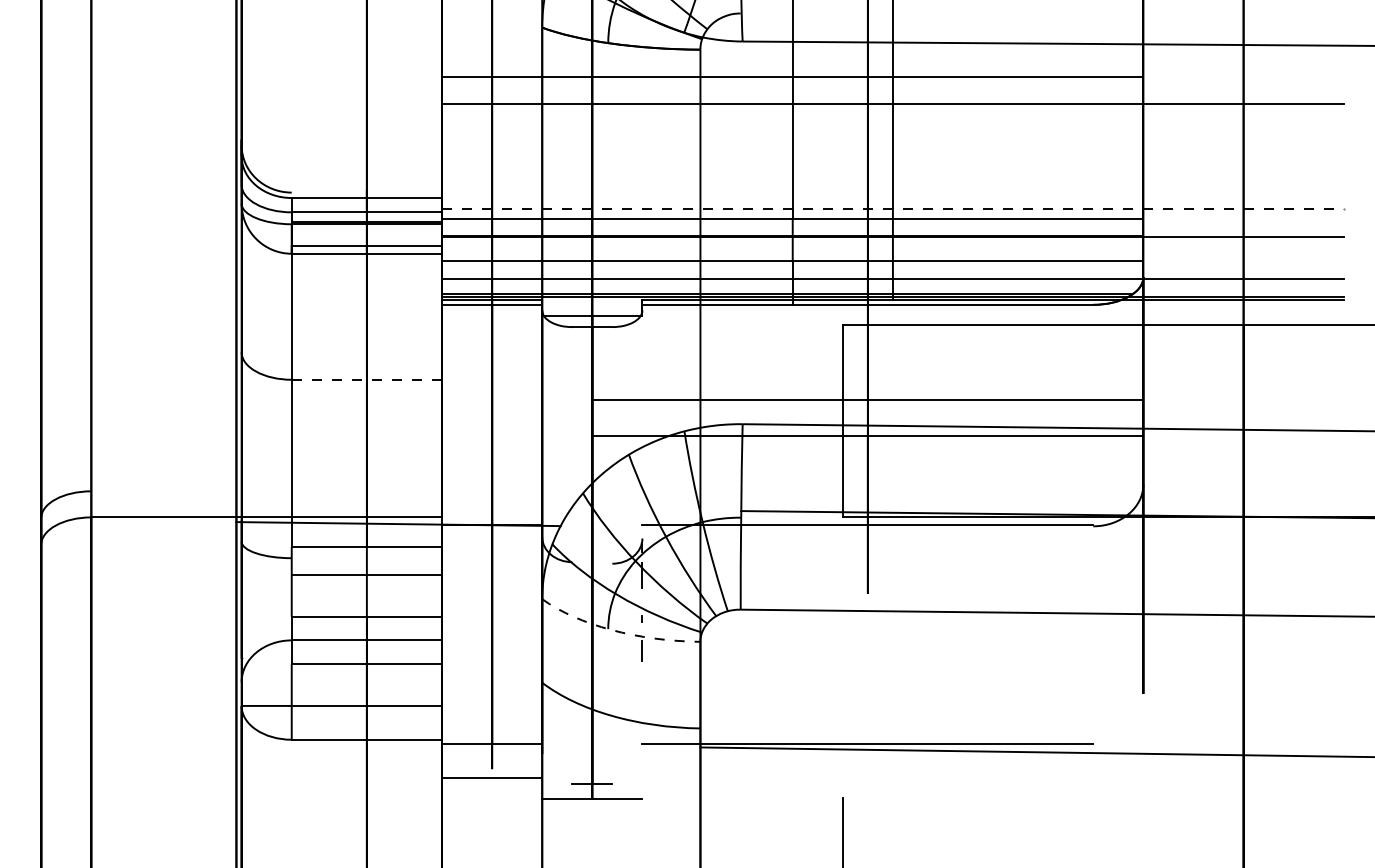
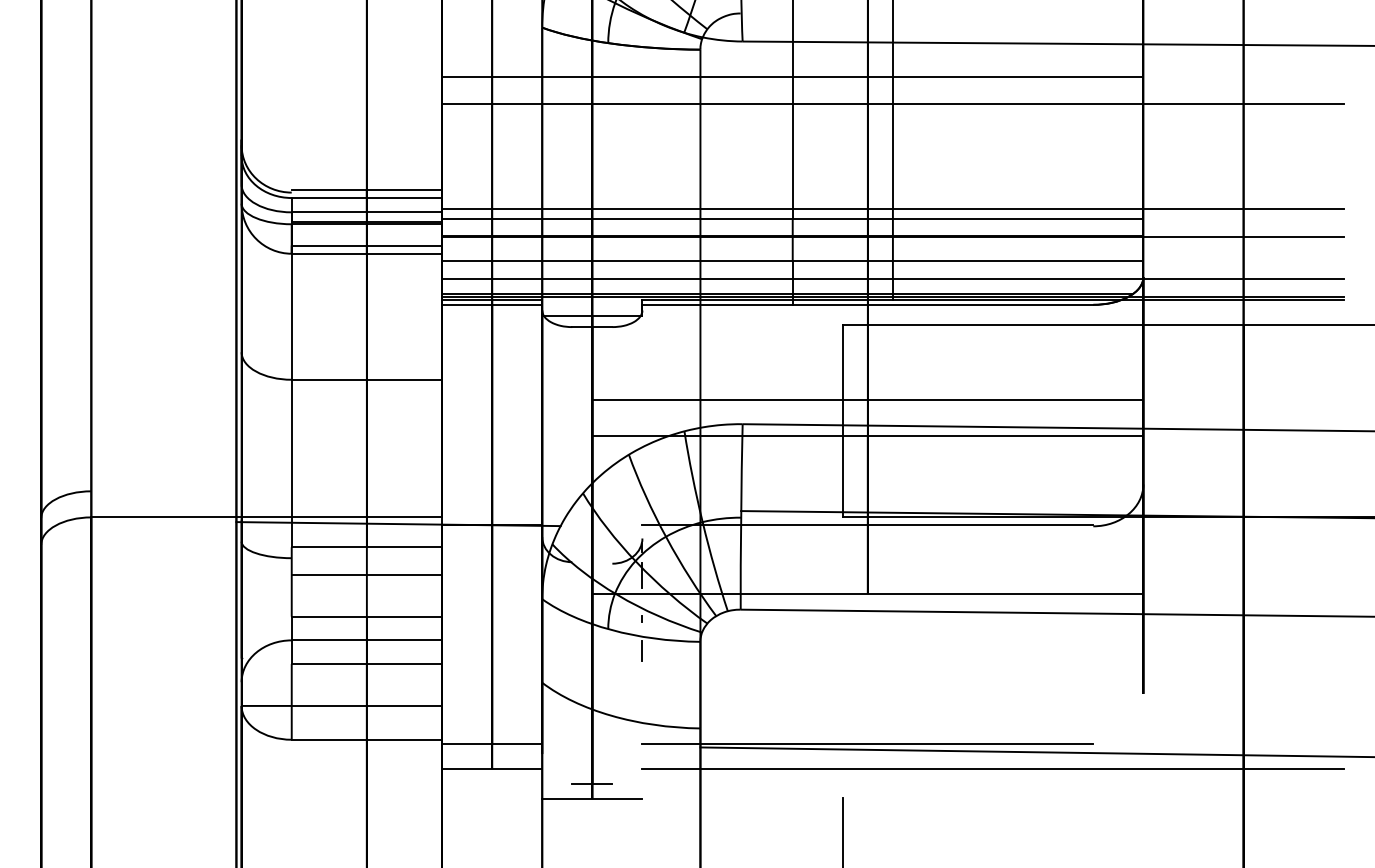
line: none -> present (366, 189)
line: dashed -> solid (892, 209)
line: dashed -> solid (366, 379)
line: none -> present (867, 593)
arc: dashed -> solid (618, 631)
line: none -> present (992, 768)
line position: (492, 777) -> (492, 768) (492, 768)
